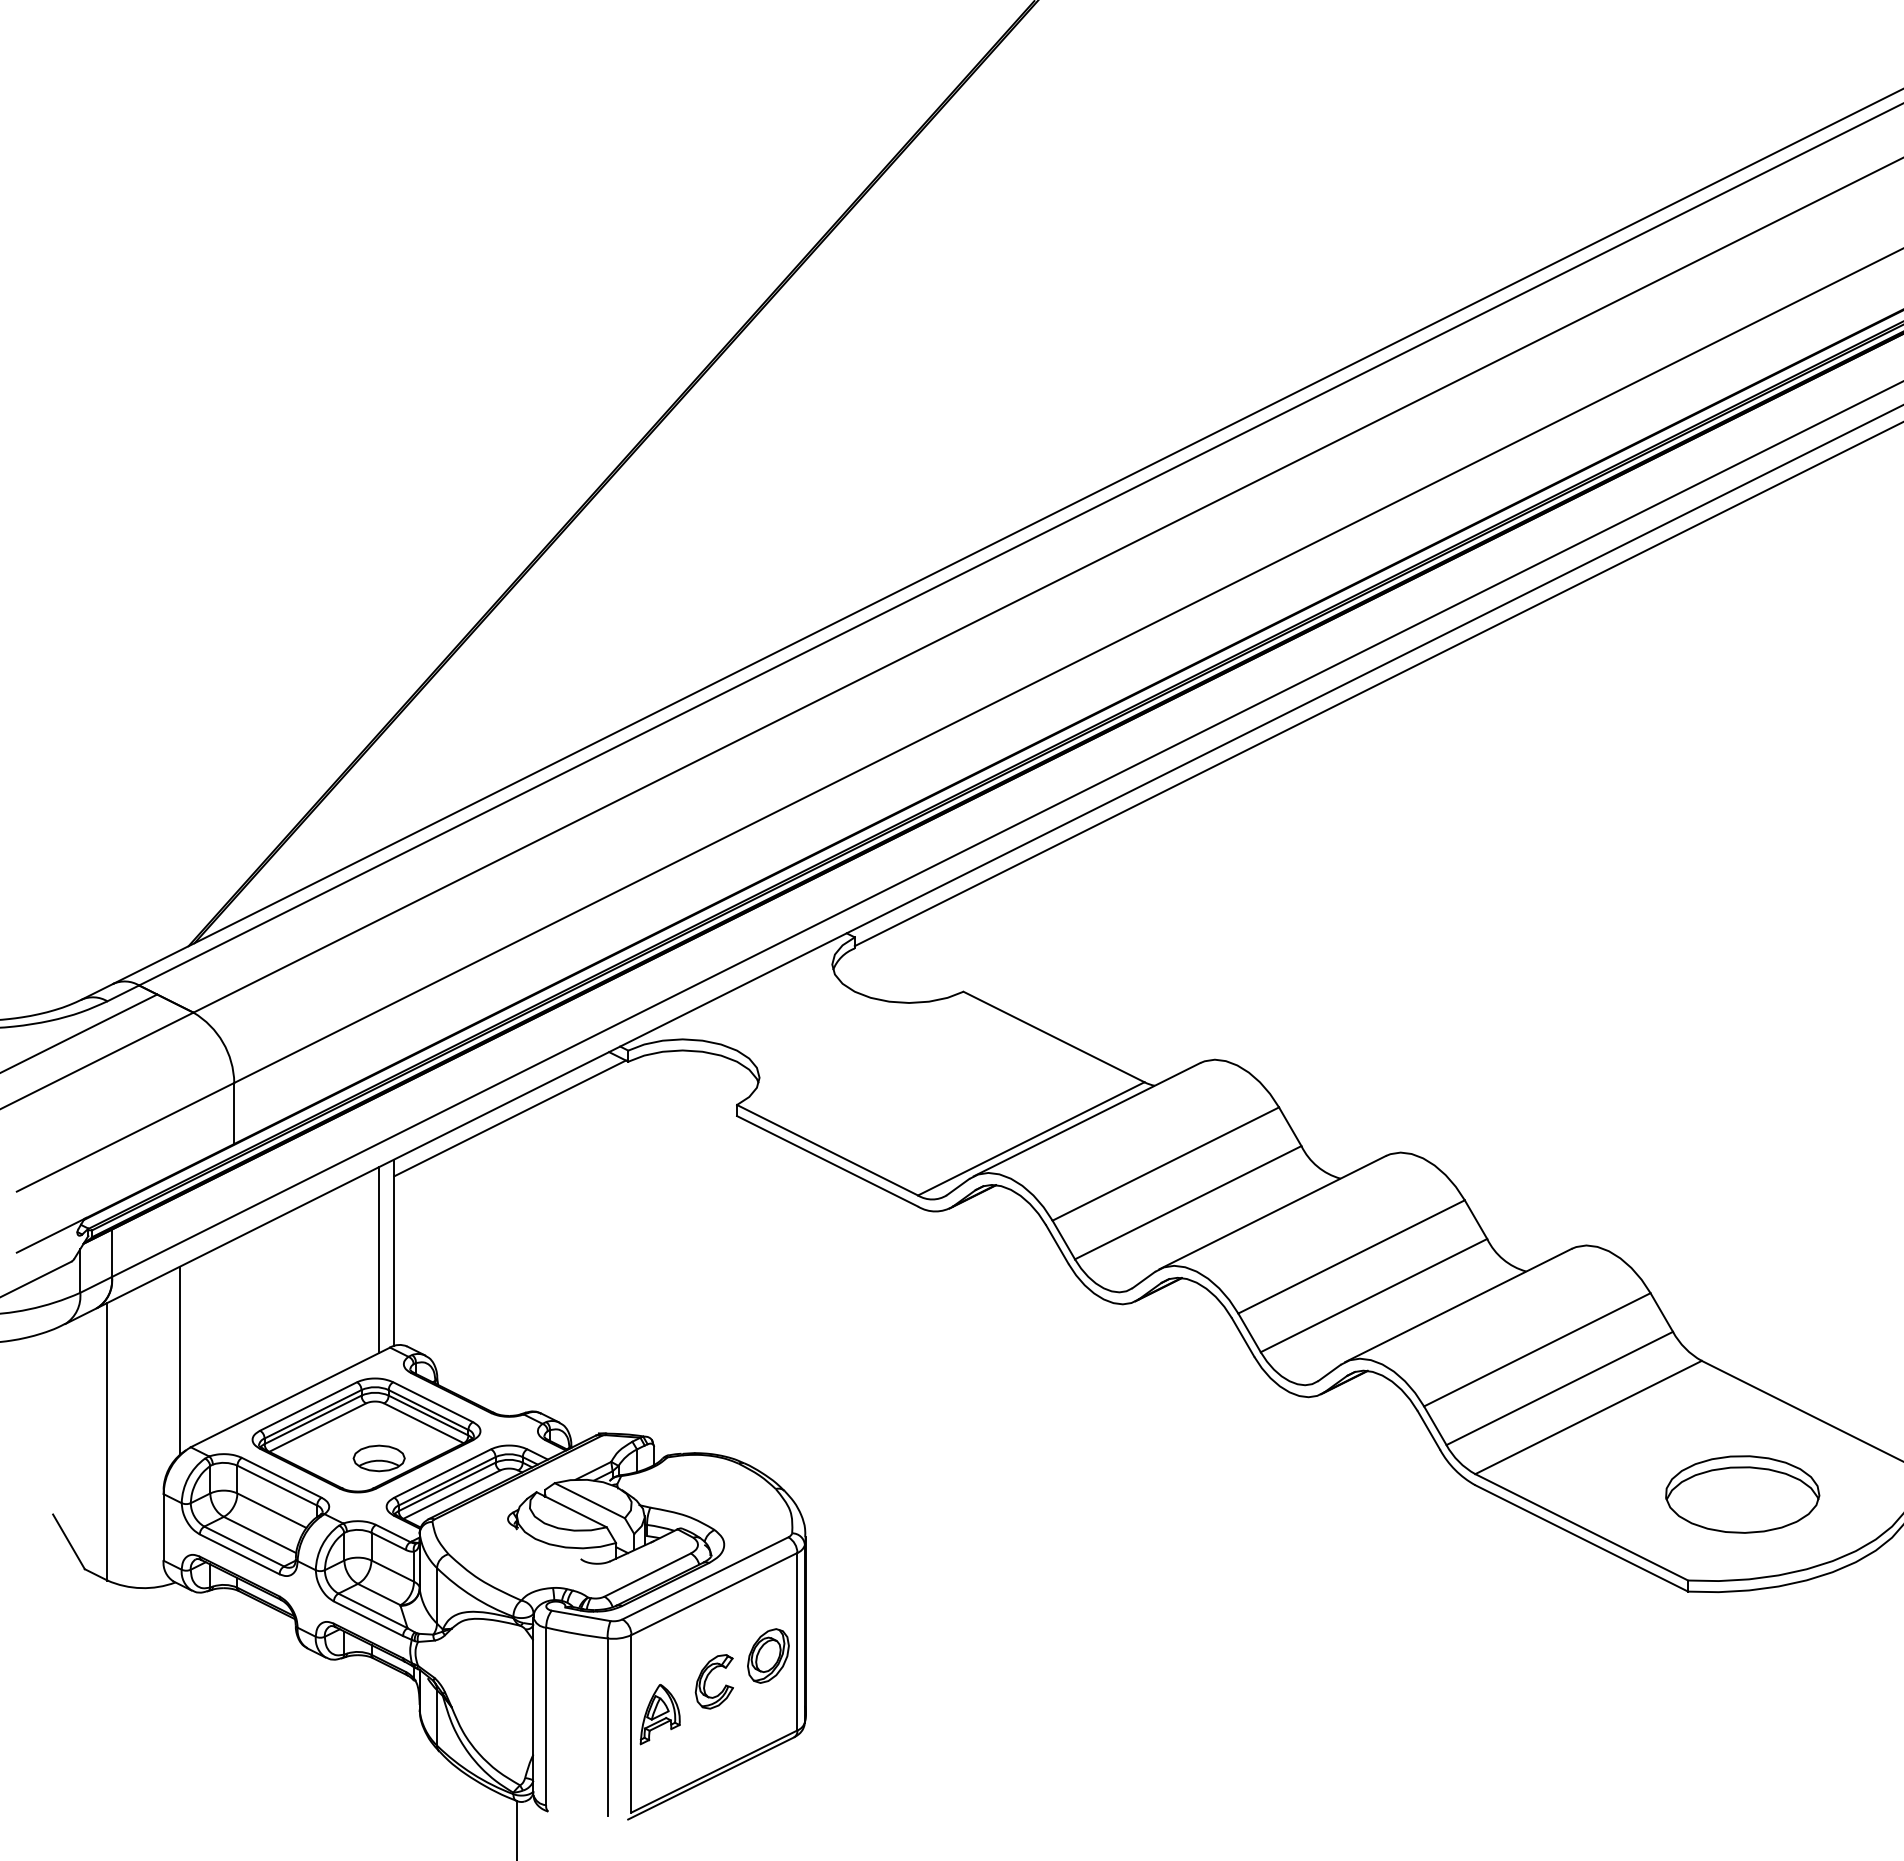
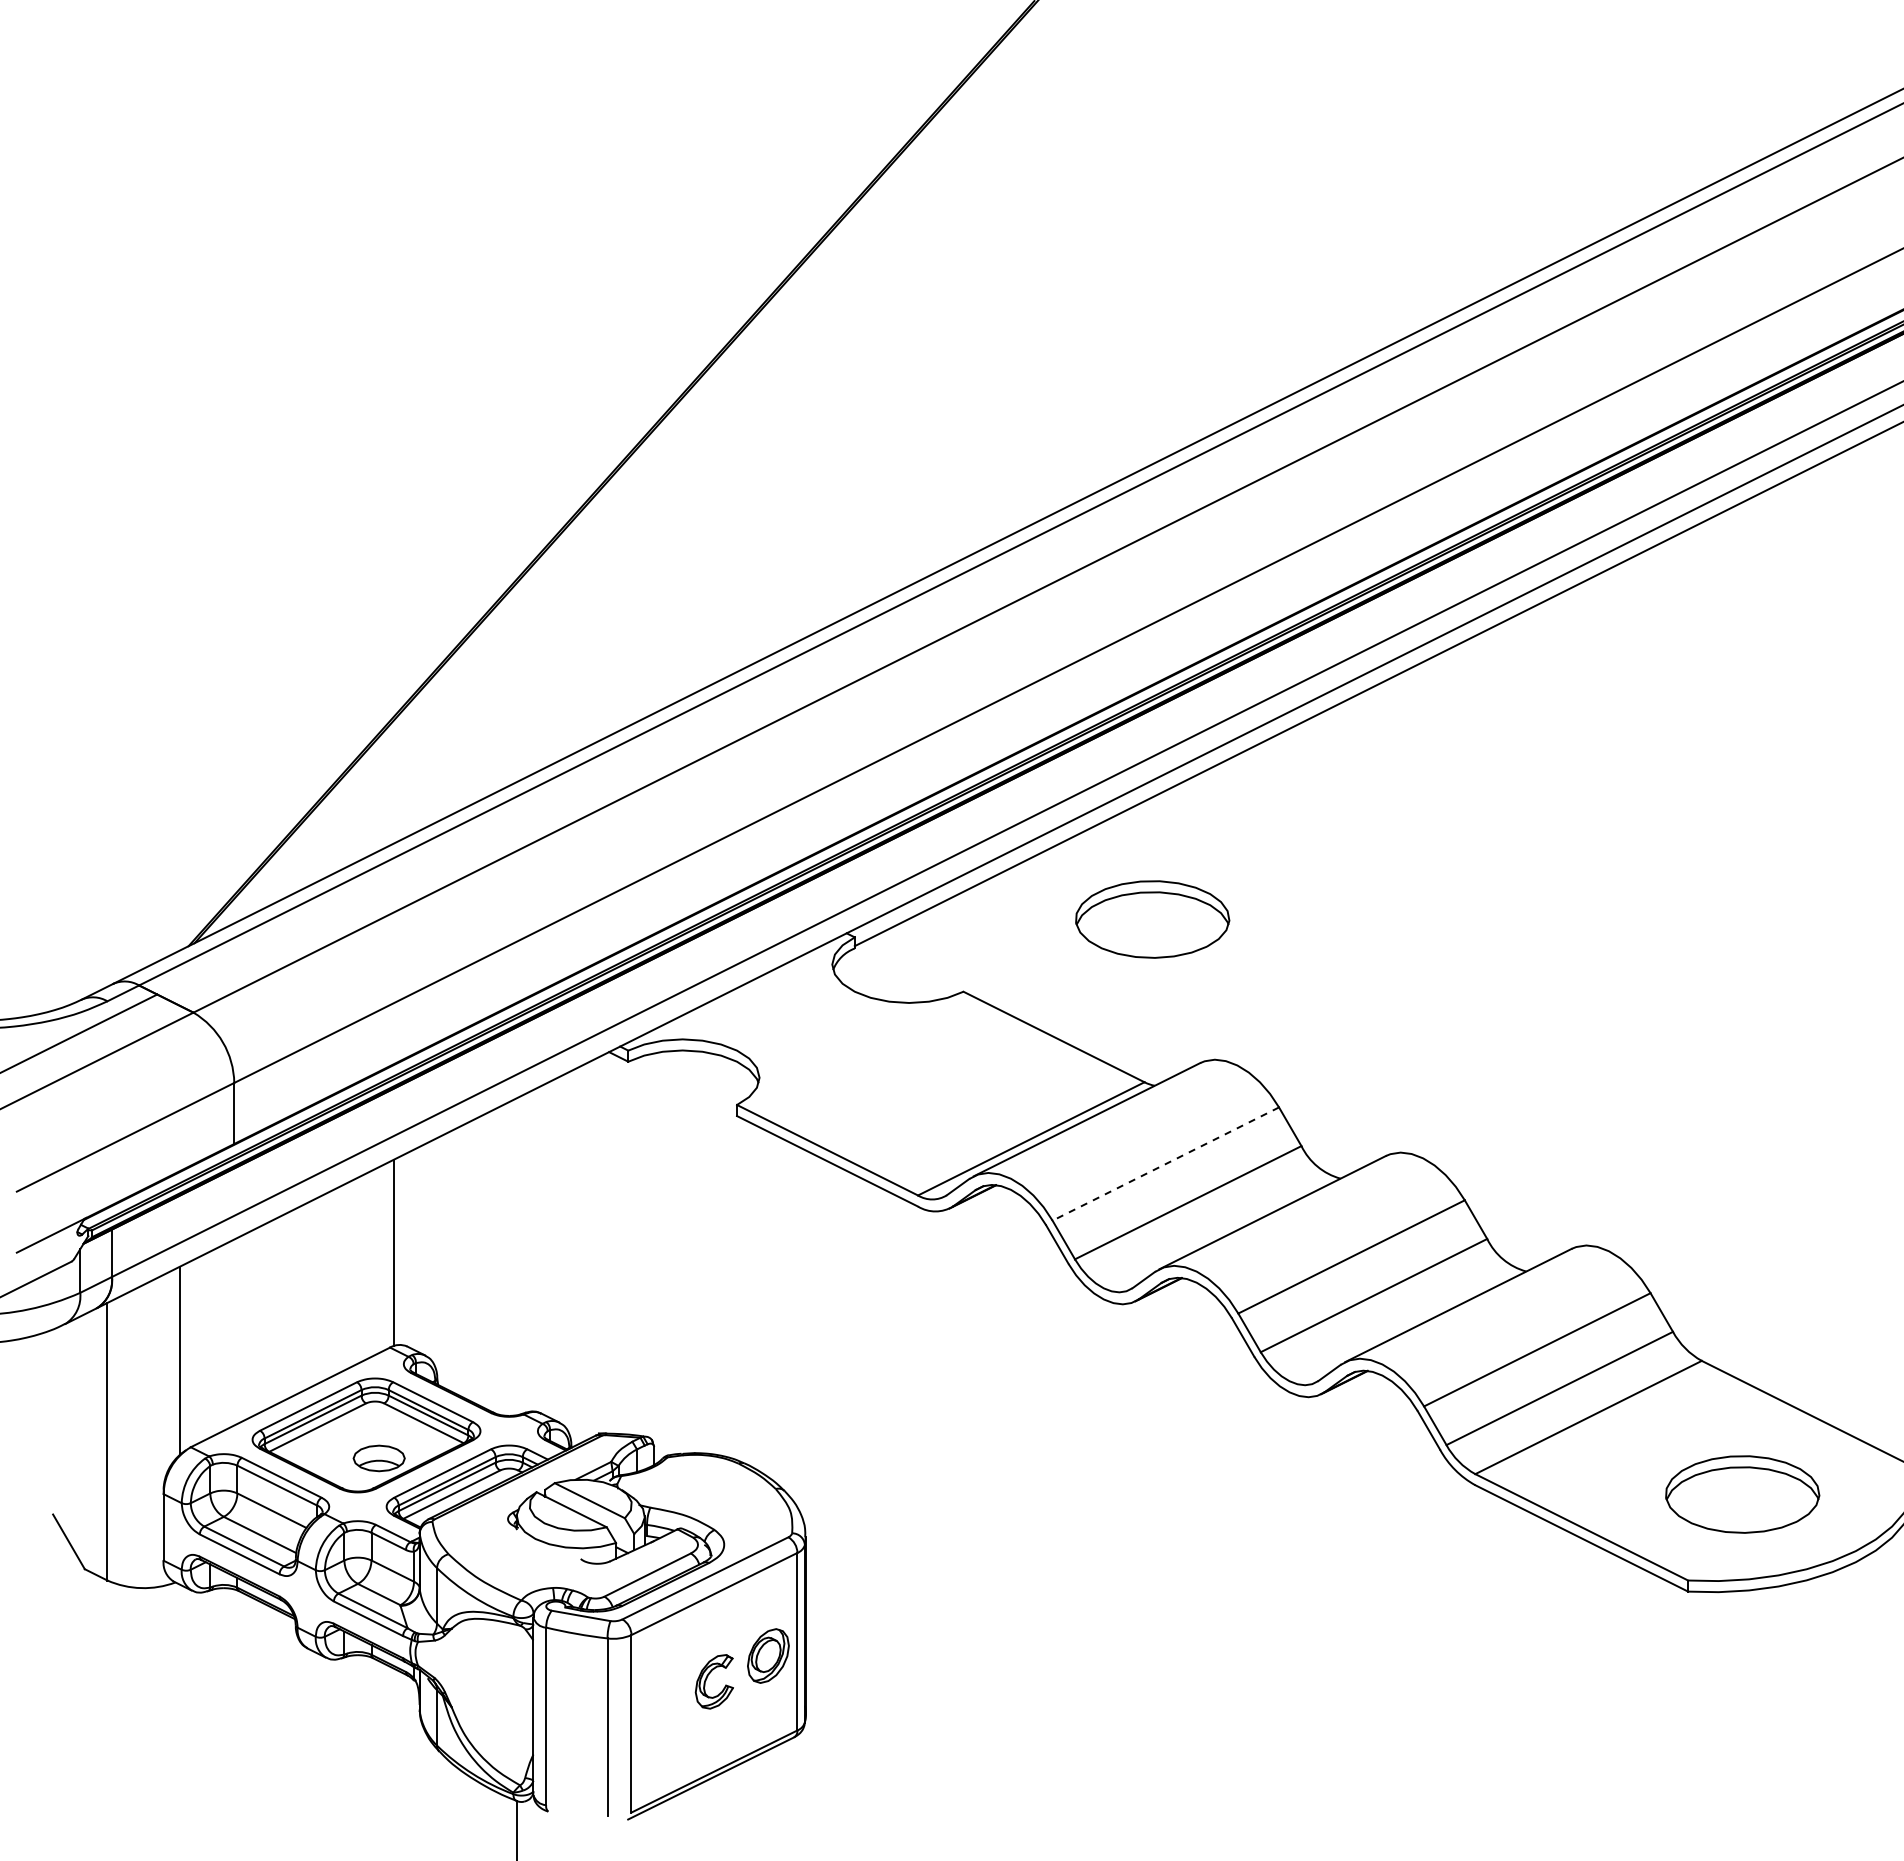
part: none -> present (1152, 919)
line: present -> none (509, 1118)
line: solid -> dashed (1165, 1164)
line: present -> none (379, 1260)
part: present -> none (659, 1714)
